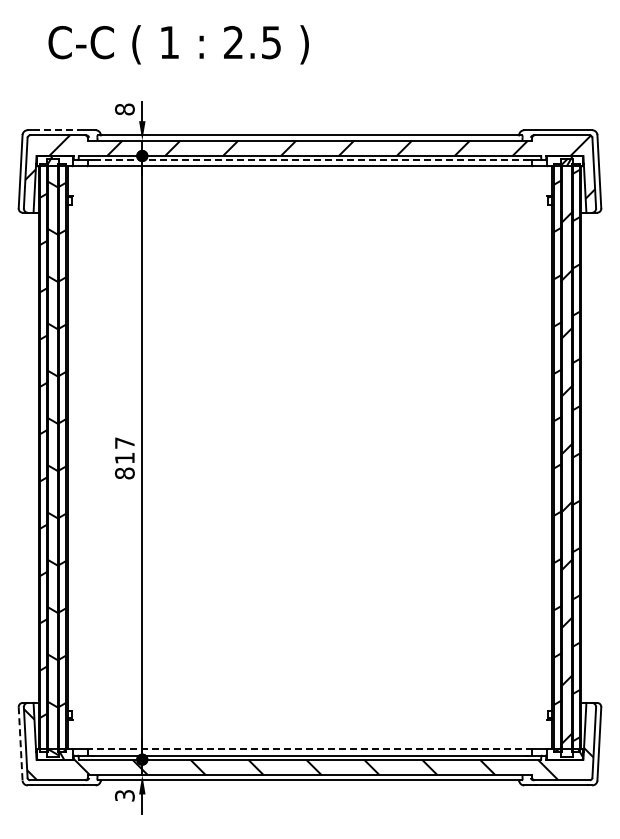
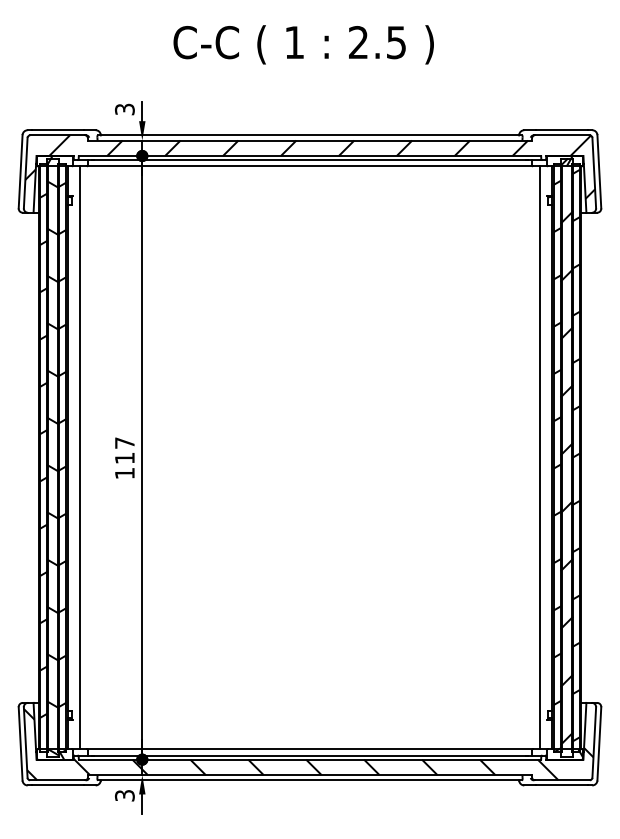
text position: (178, 44) -> (303, 44) (303, 44)
text: 8 -> 3 (124, 109)
line: dashed -> solid (57, 130)
line: dashed -> solid (310, 160)
line: none -> present (80, 457)
line: none -> present (539, 457)
text: 817 -> 117 (124, 473)
line: dashed -> solid (20, 743)
line: dashed -> solid (309, 749)
